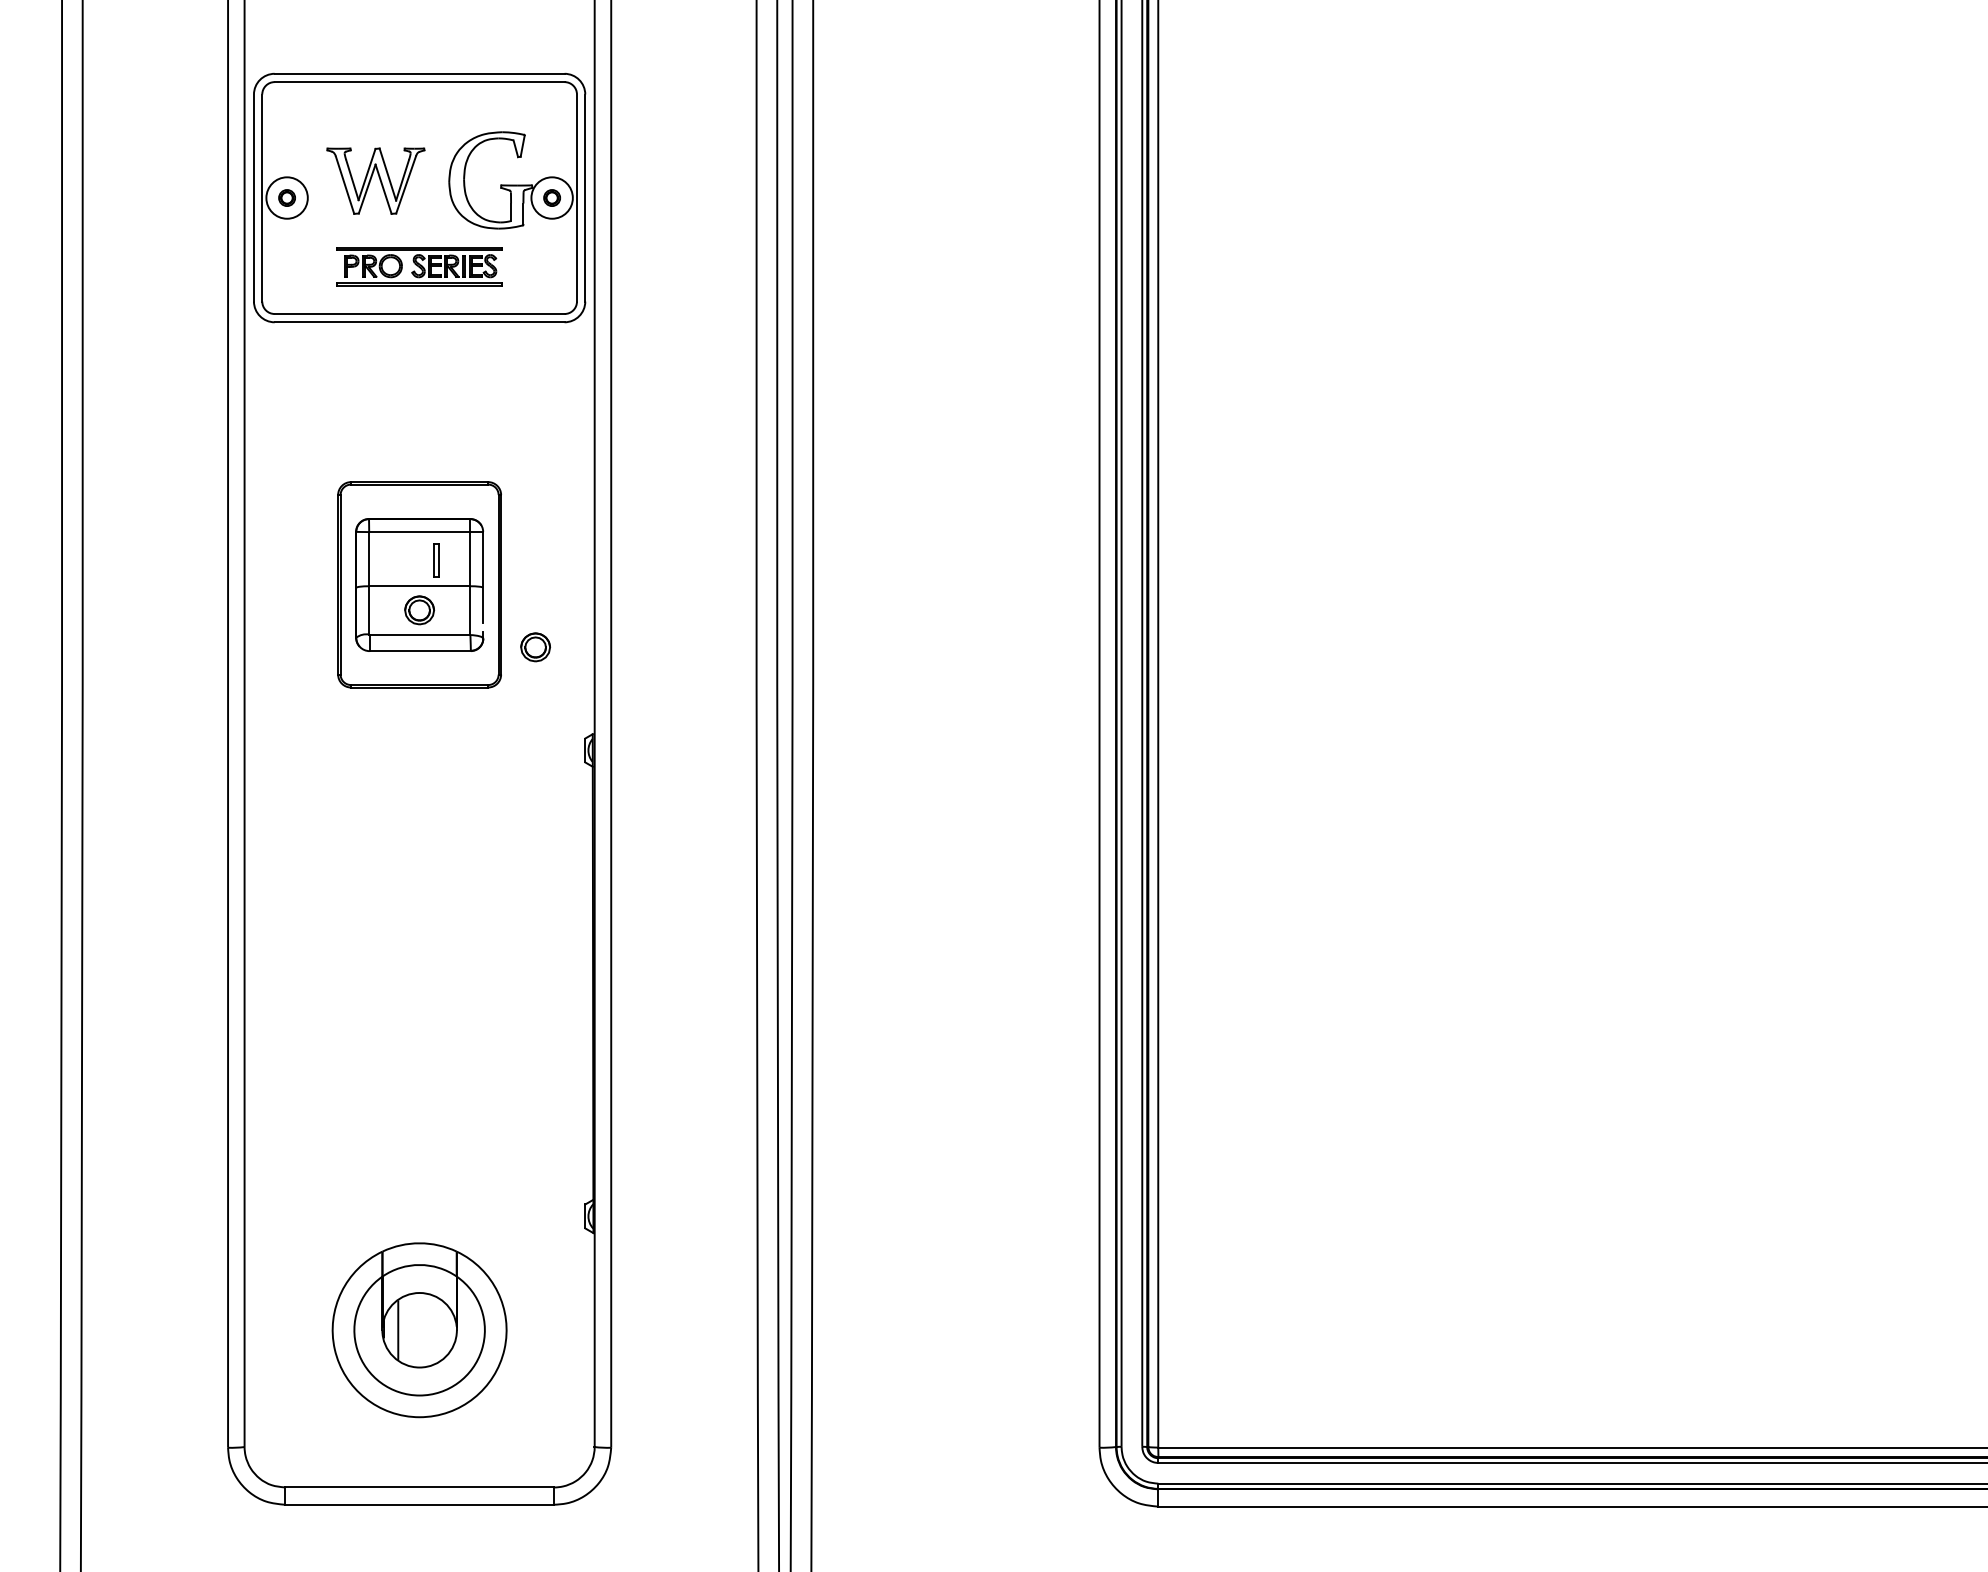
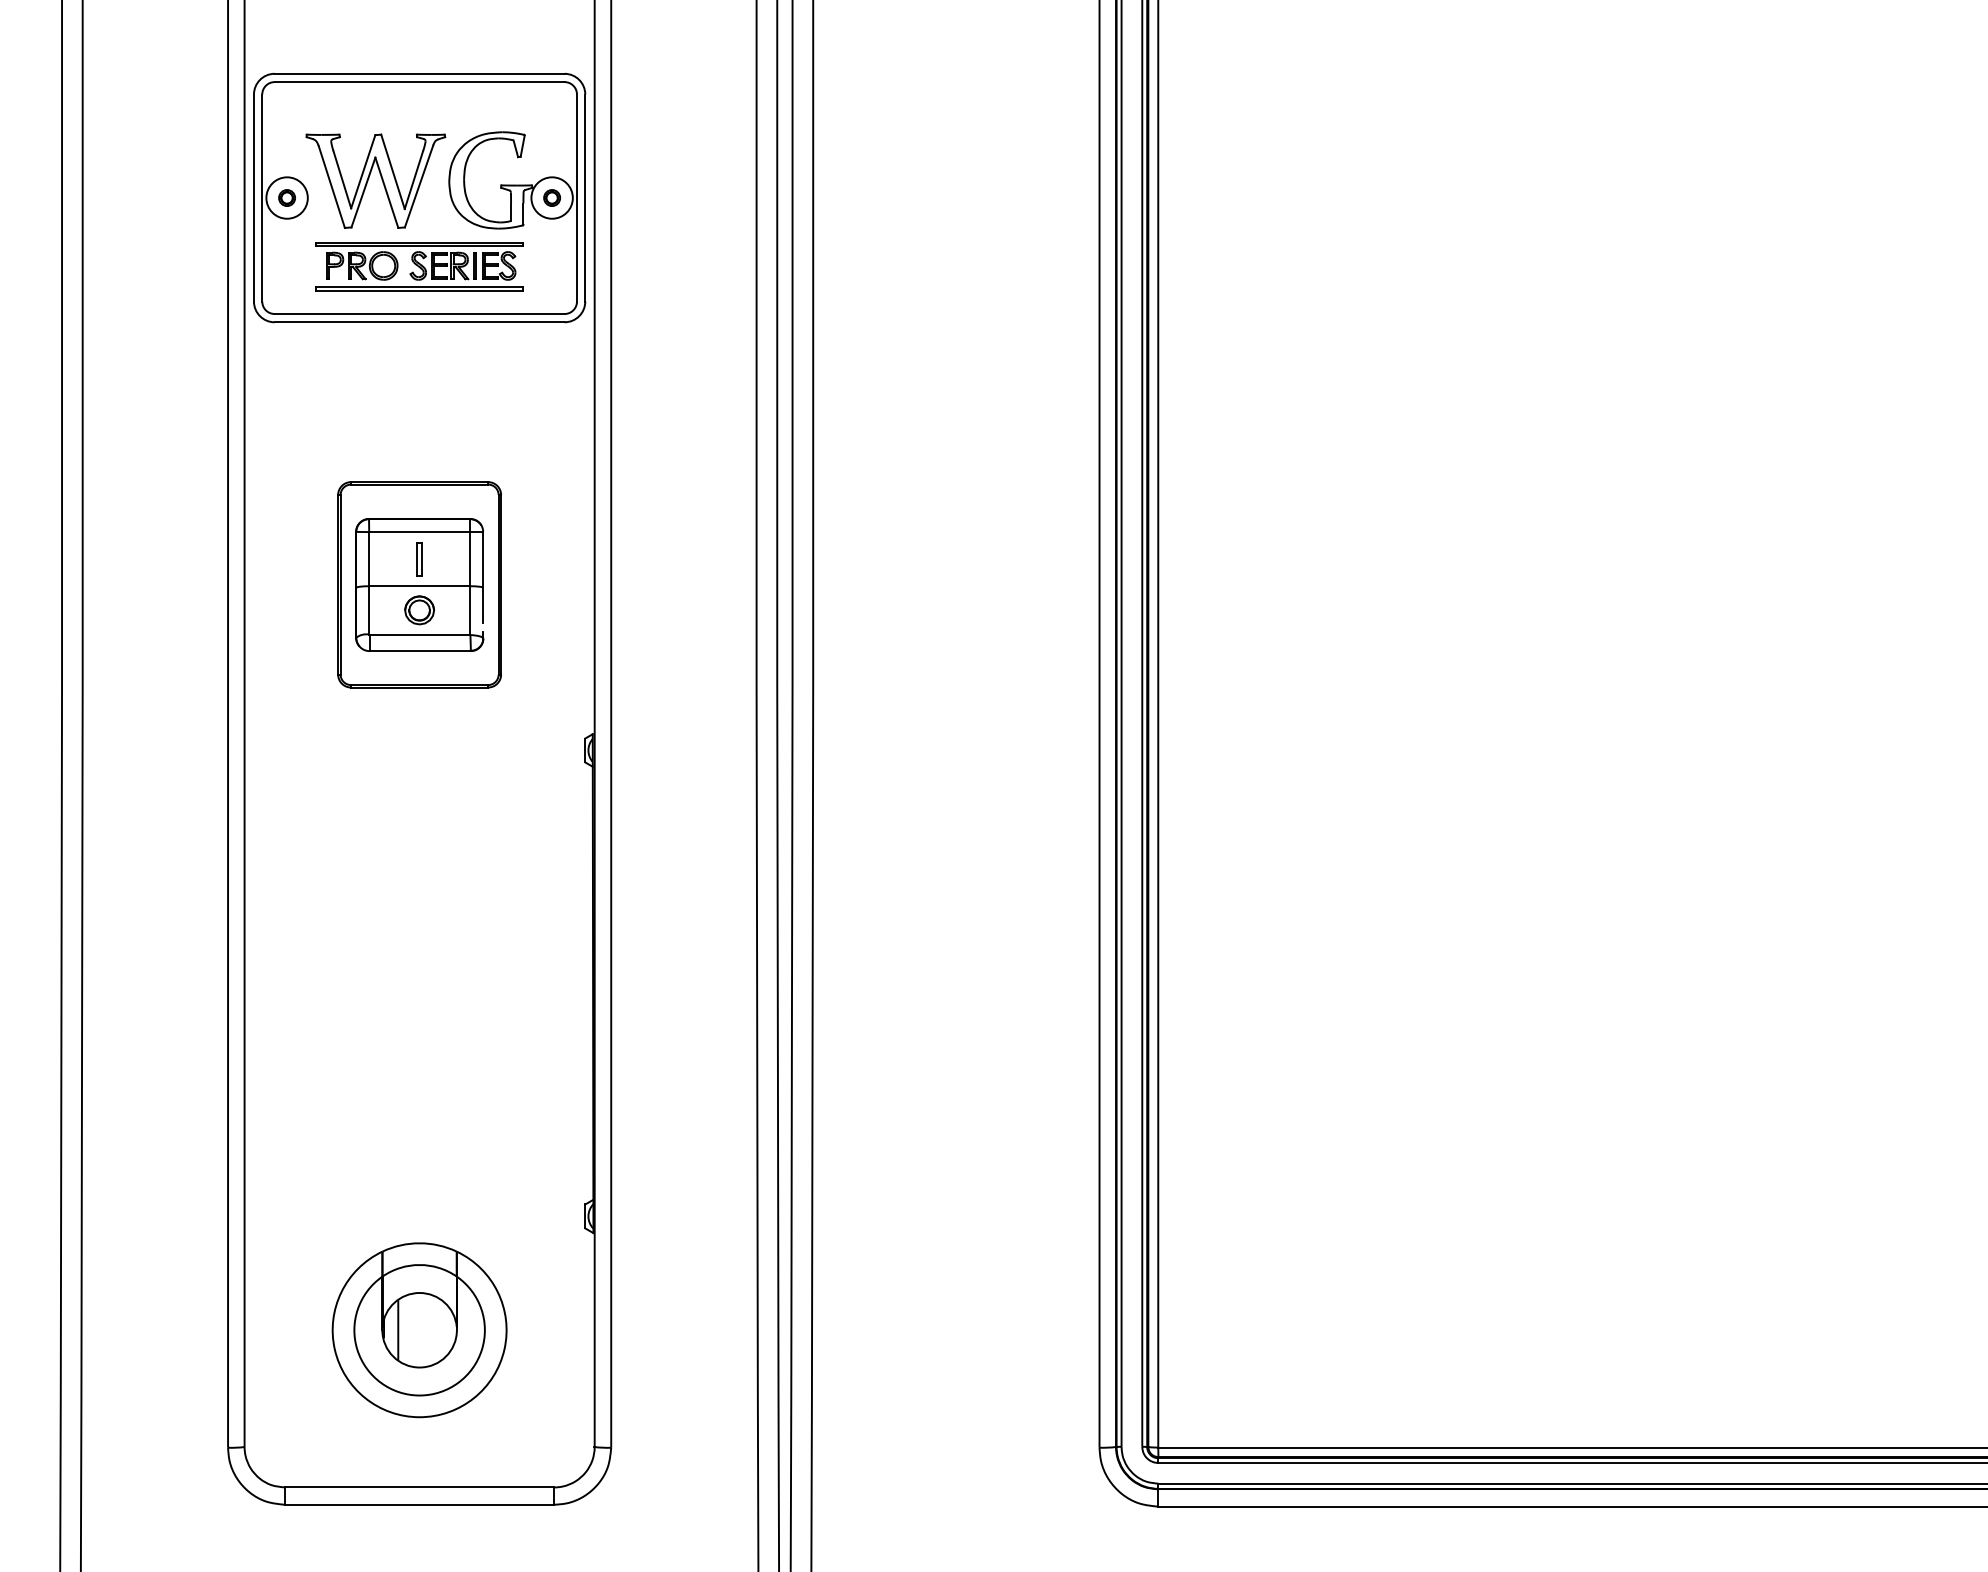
part size: 100x68 px -> 142x96 px (375, 180)
part size: 167x40 px -> 209x50 px (419, 266)
part position: (436, 560) -> (419, 559) (419, 559)
part: present -> none (535, 647)
